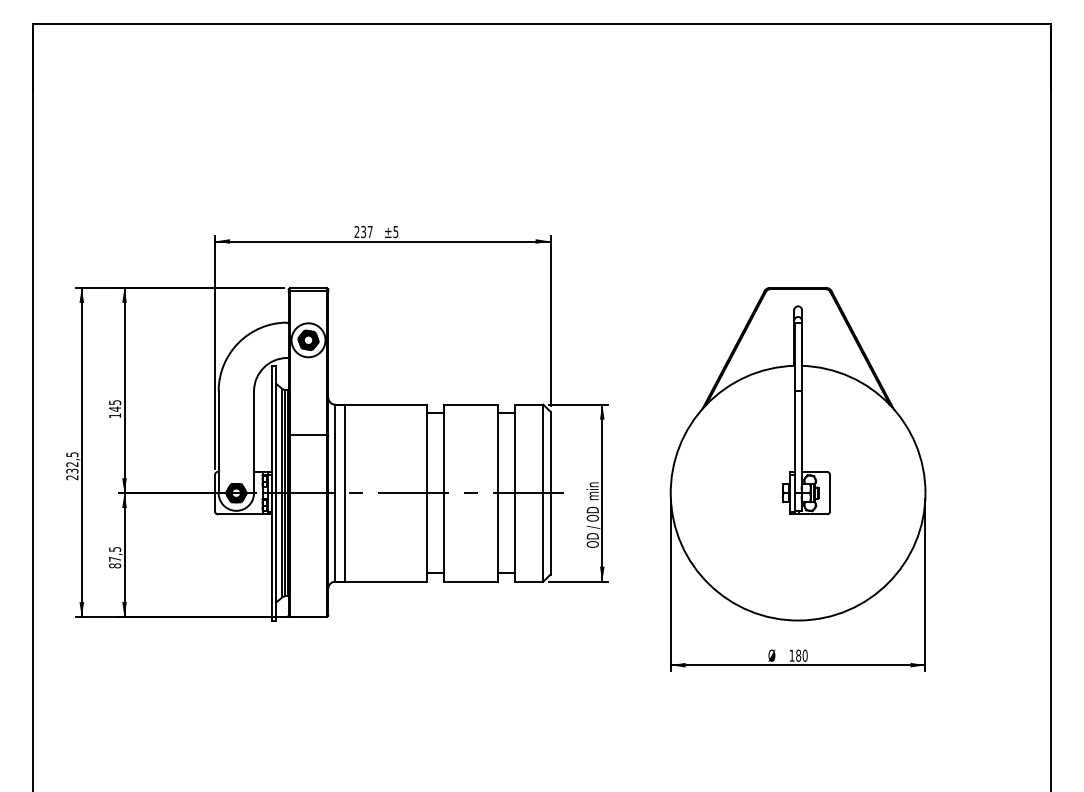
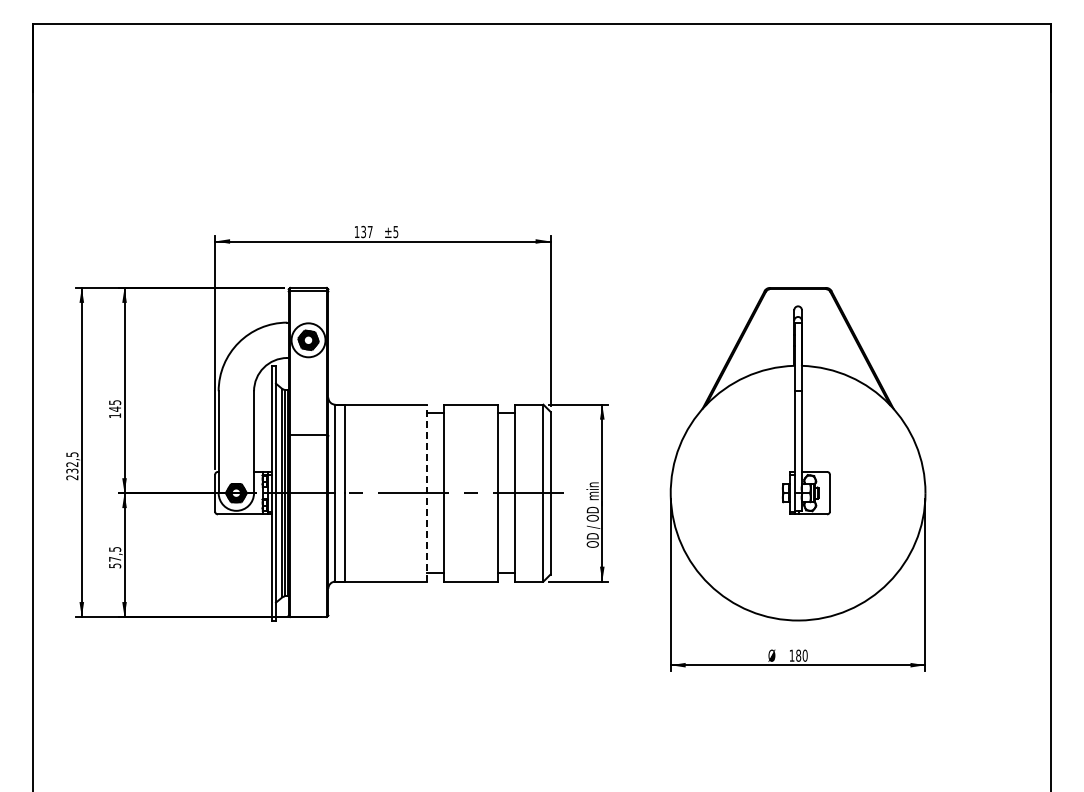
text: 237 -> 137 (356, 231)
line: solid -> dashed (427, 492)
text: 87,5 -> 57,5 (115, 565)
